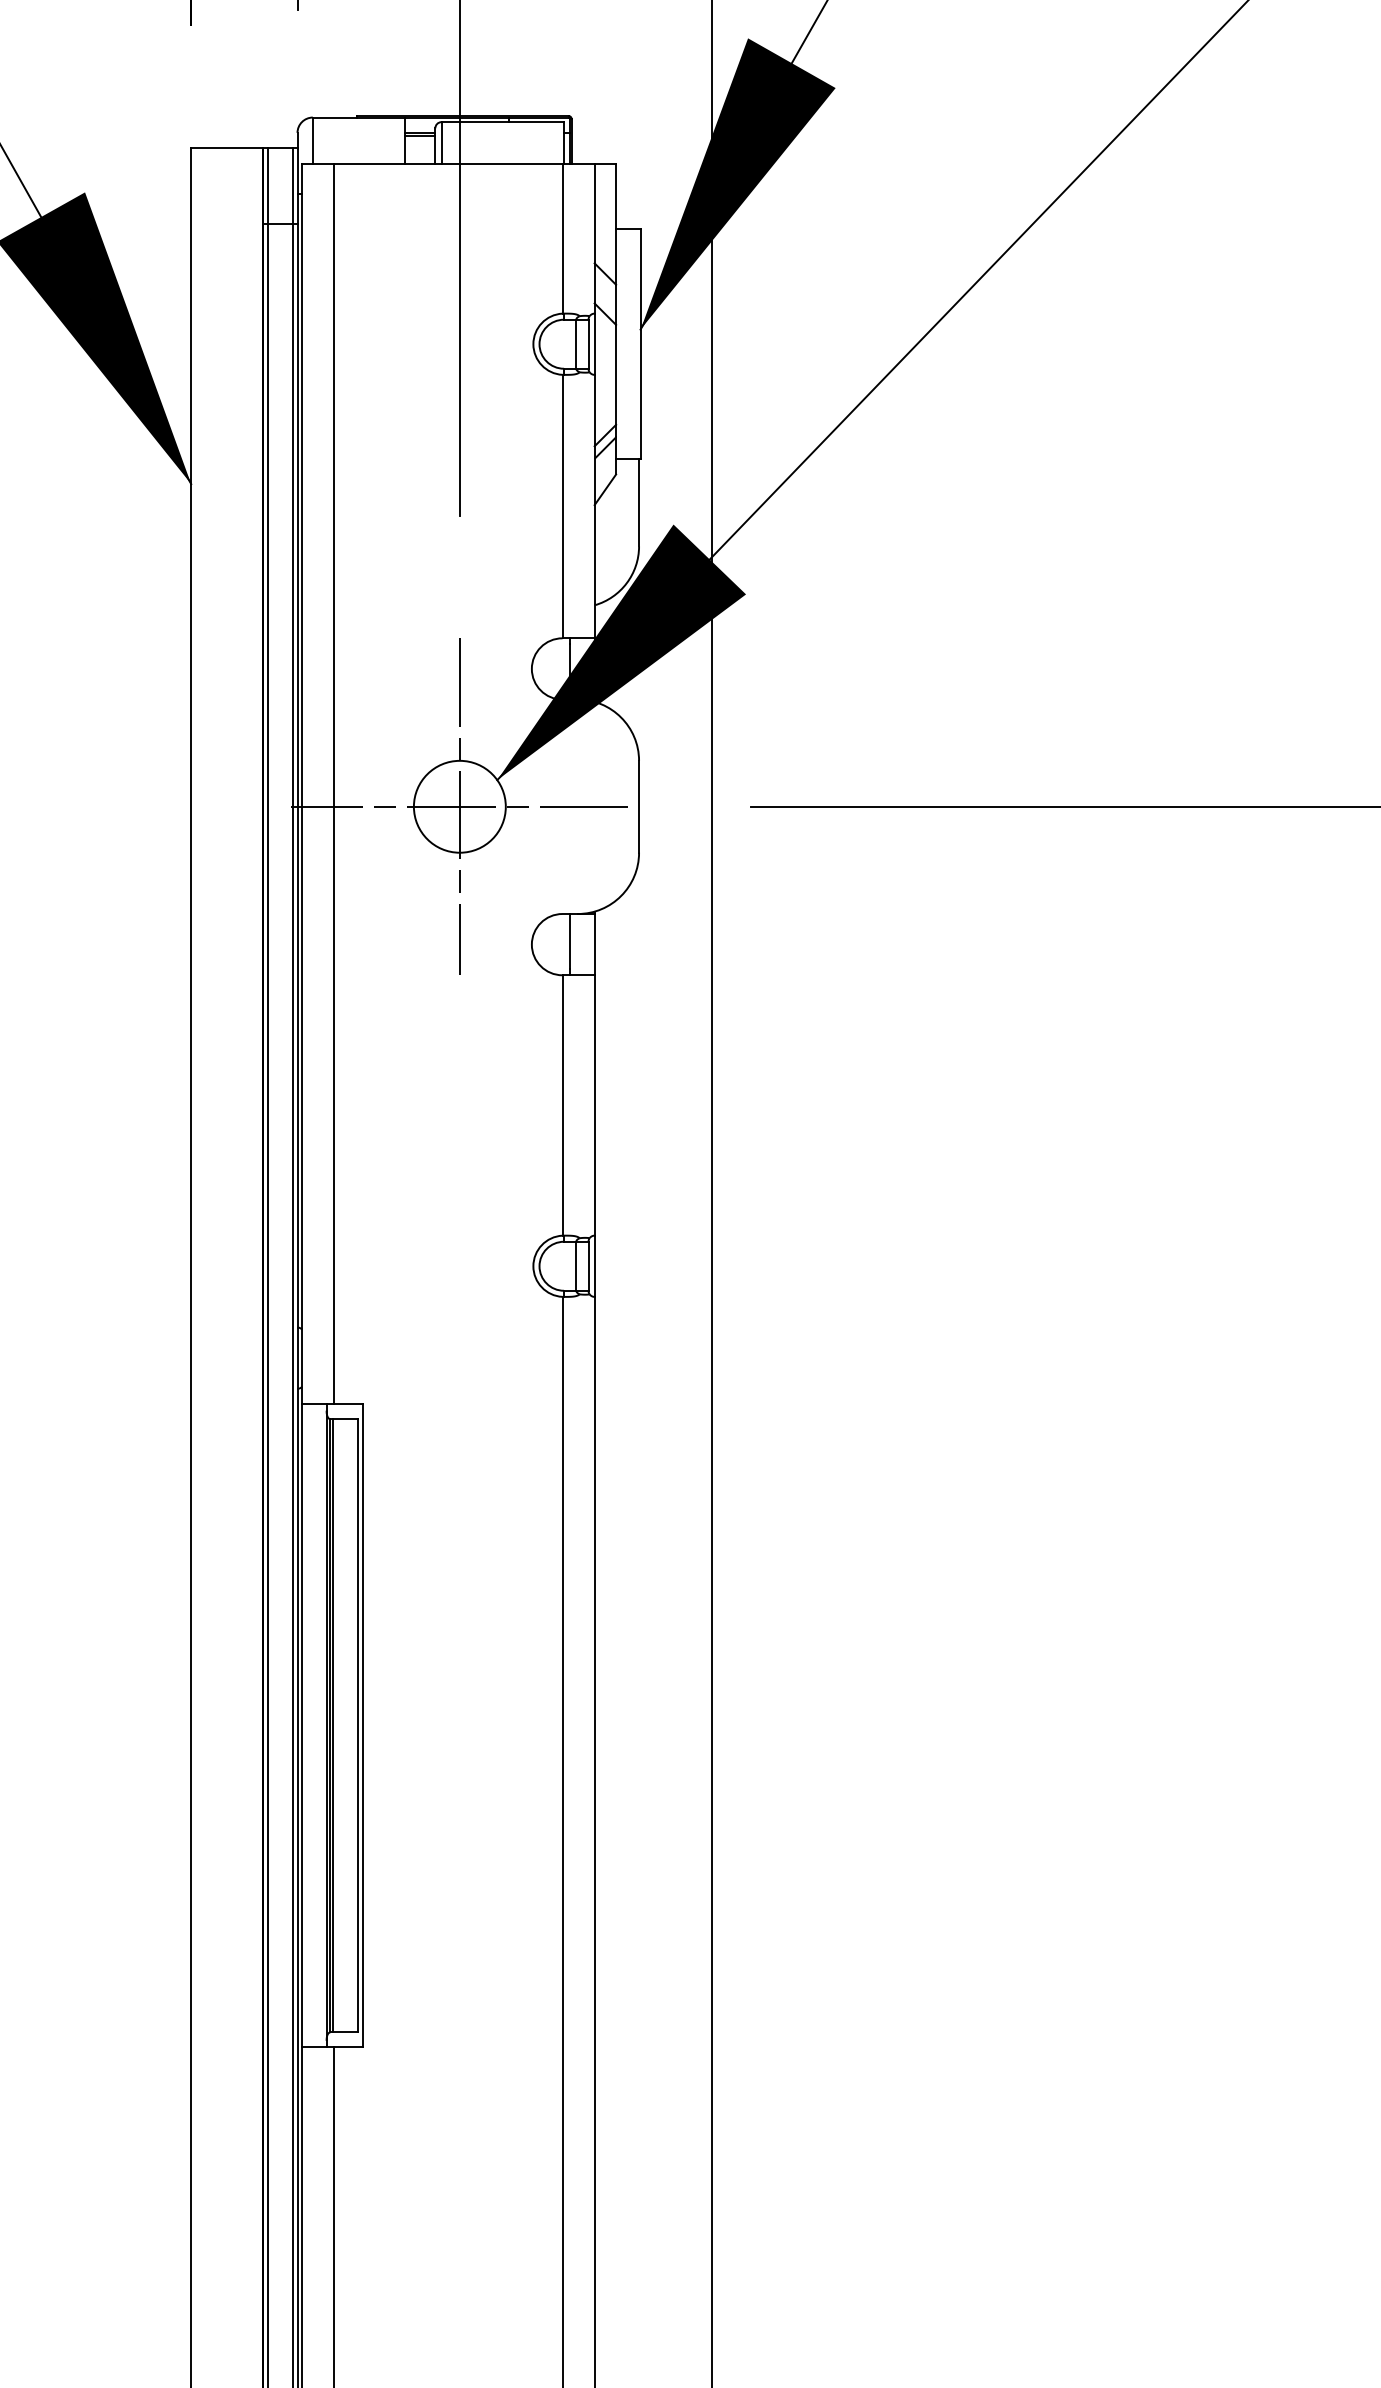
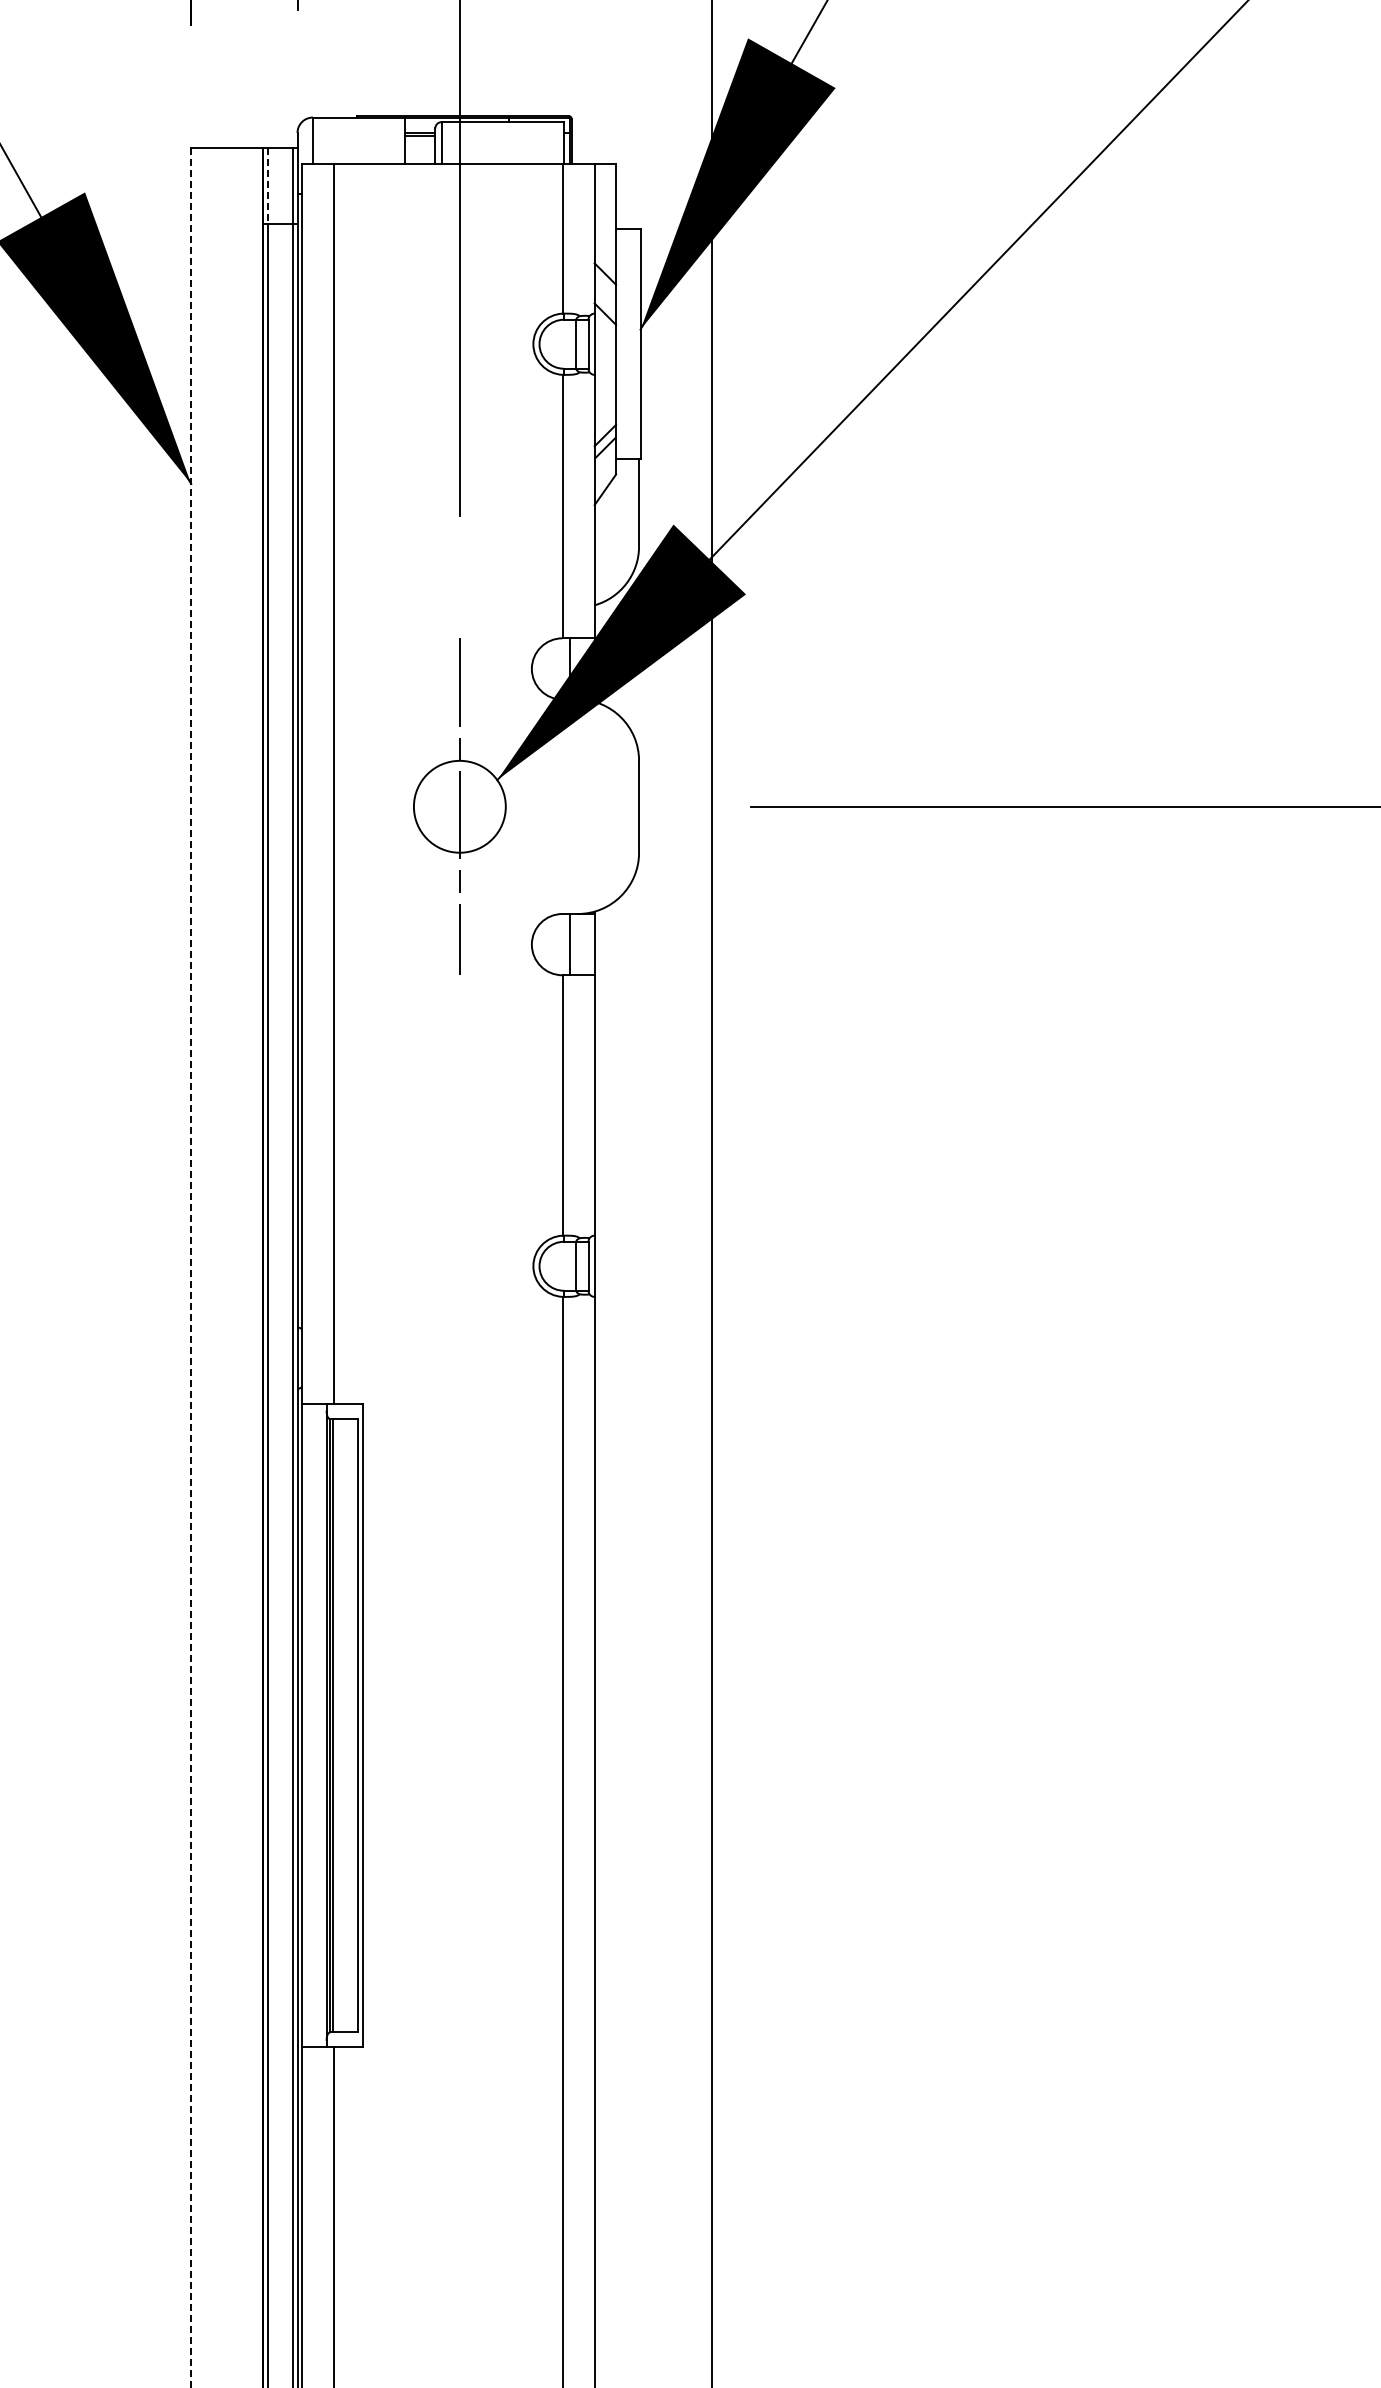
line: solid -> dashed (268, 186)
line: present -> none (459, 806)
line: solid -> dashed (191, 1267)
